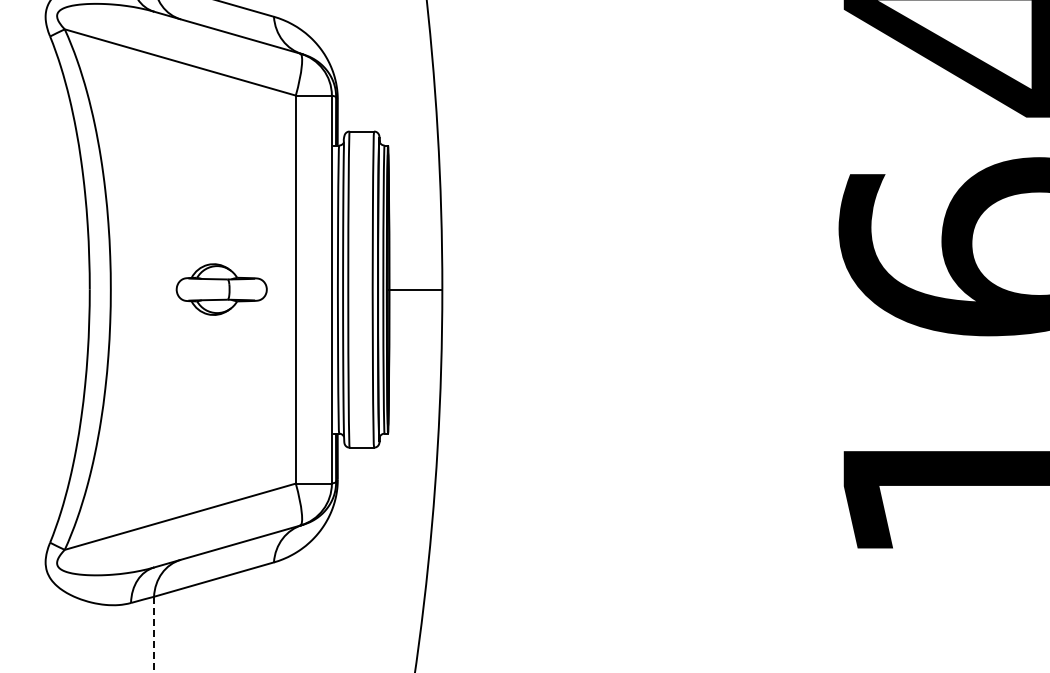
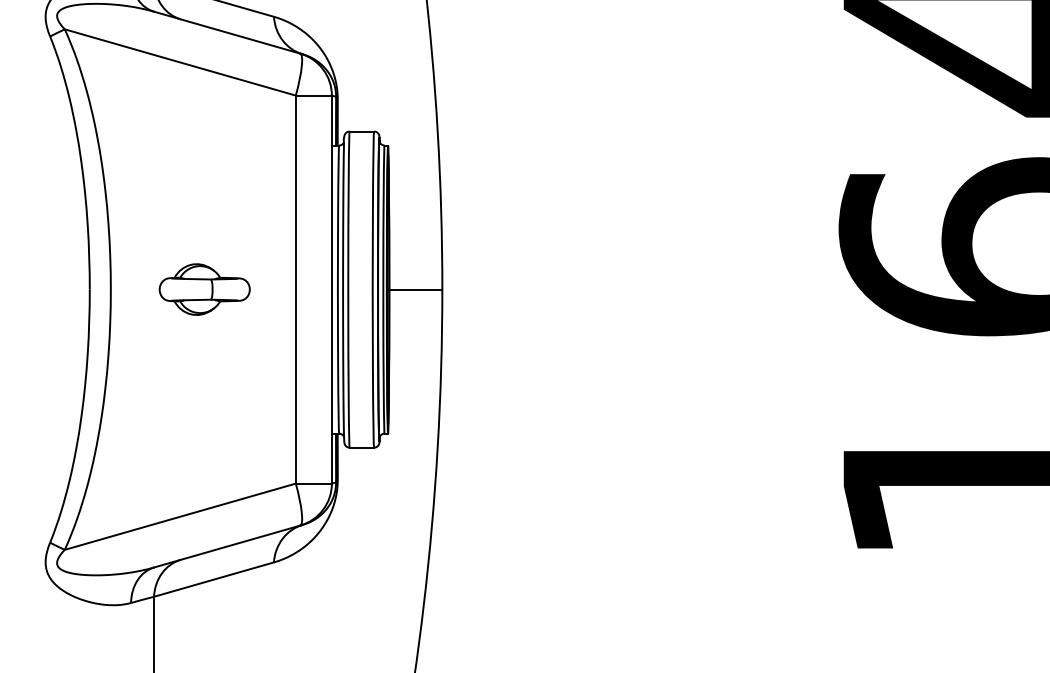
part position: (221, 289) -> (204, 289) (204, 289)
line: dashed -> solid (154, 634)
